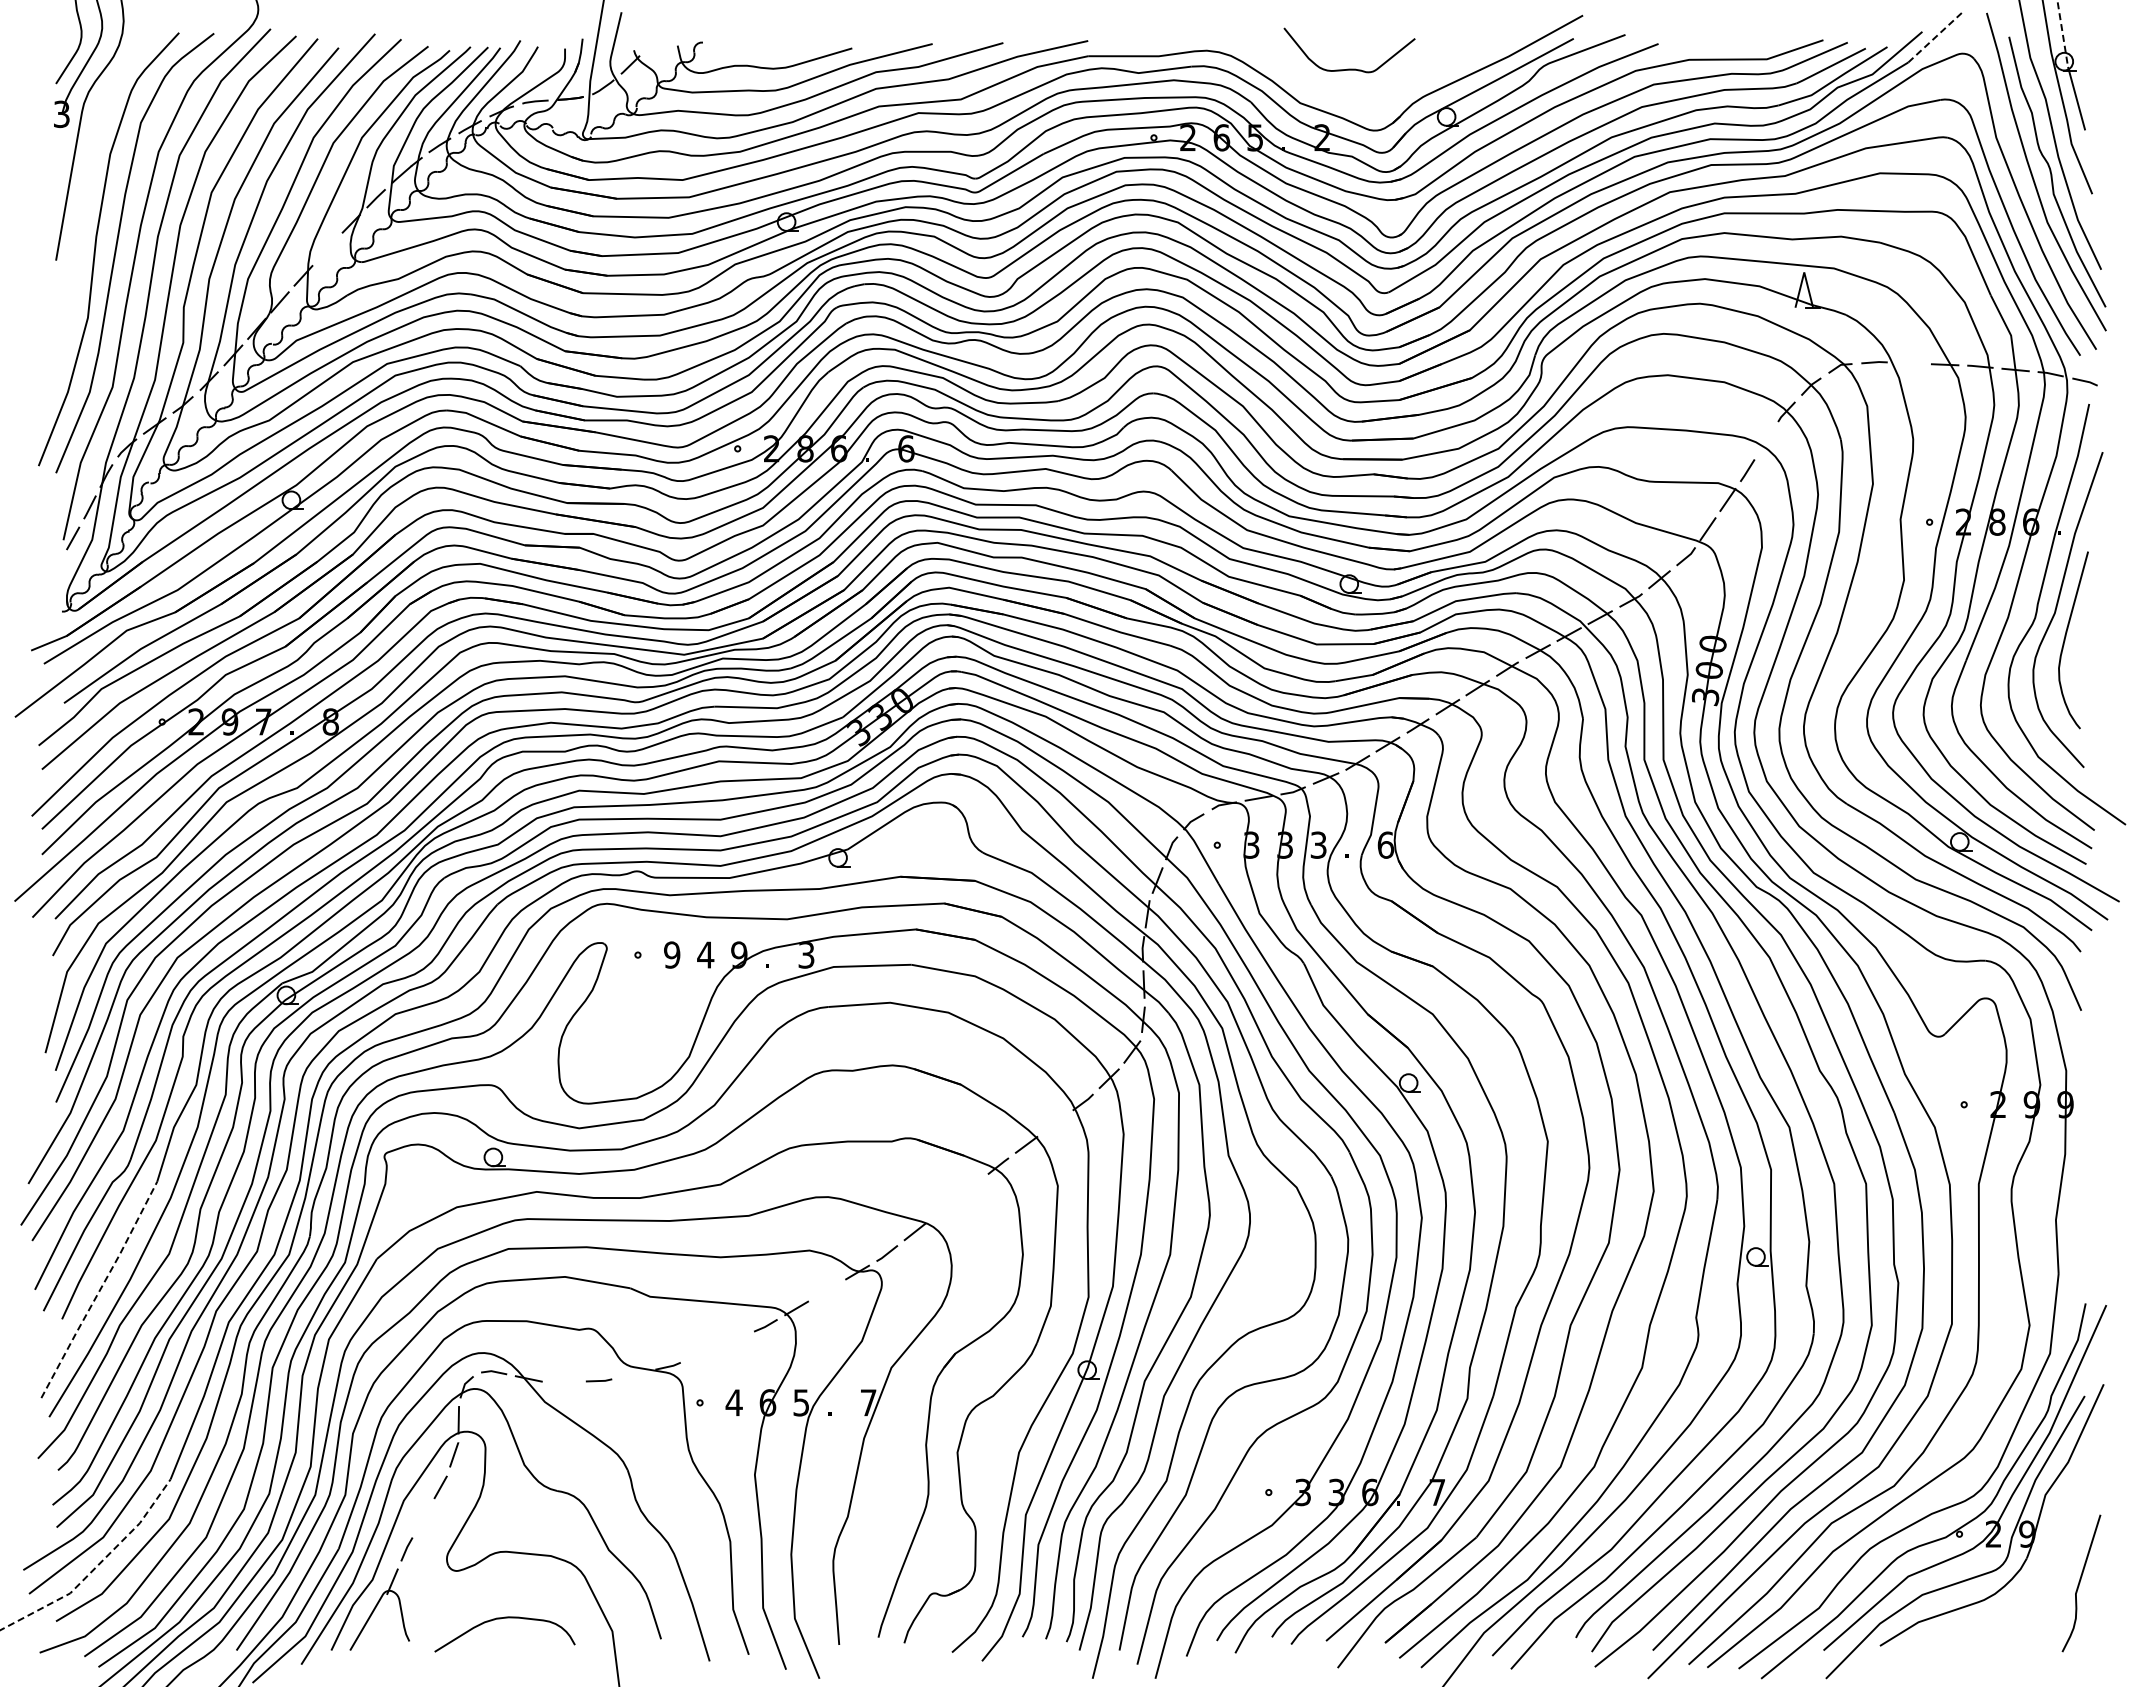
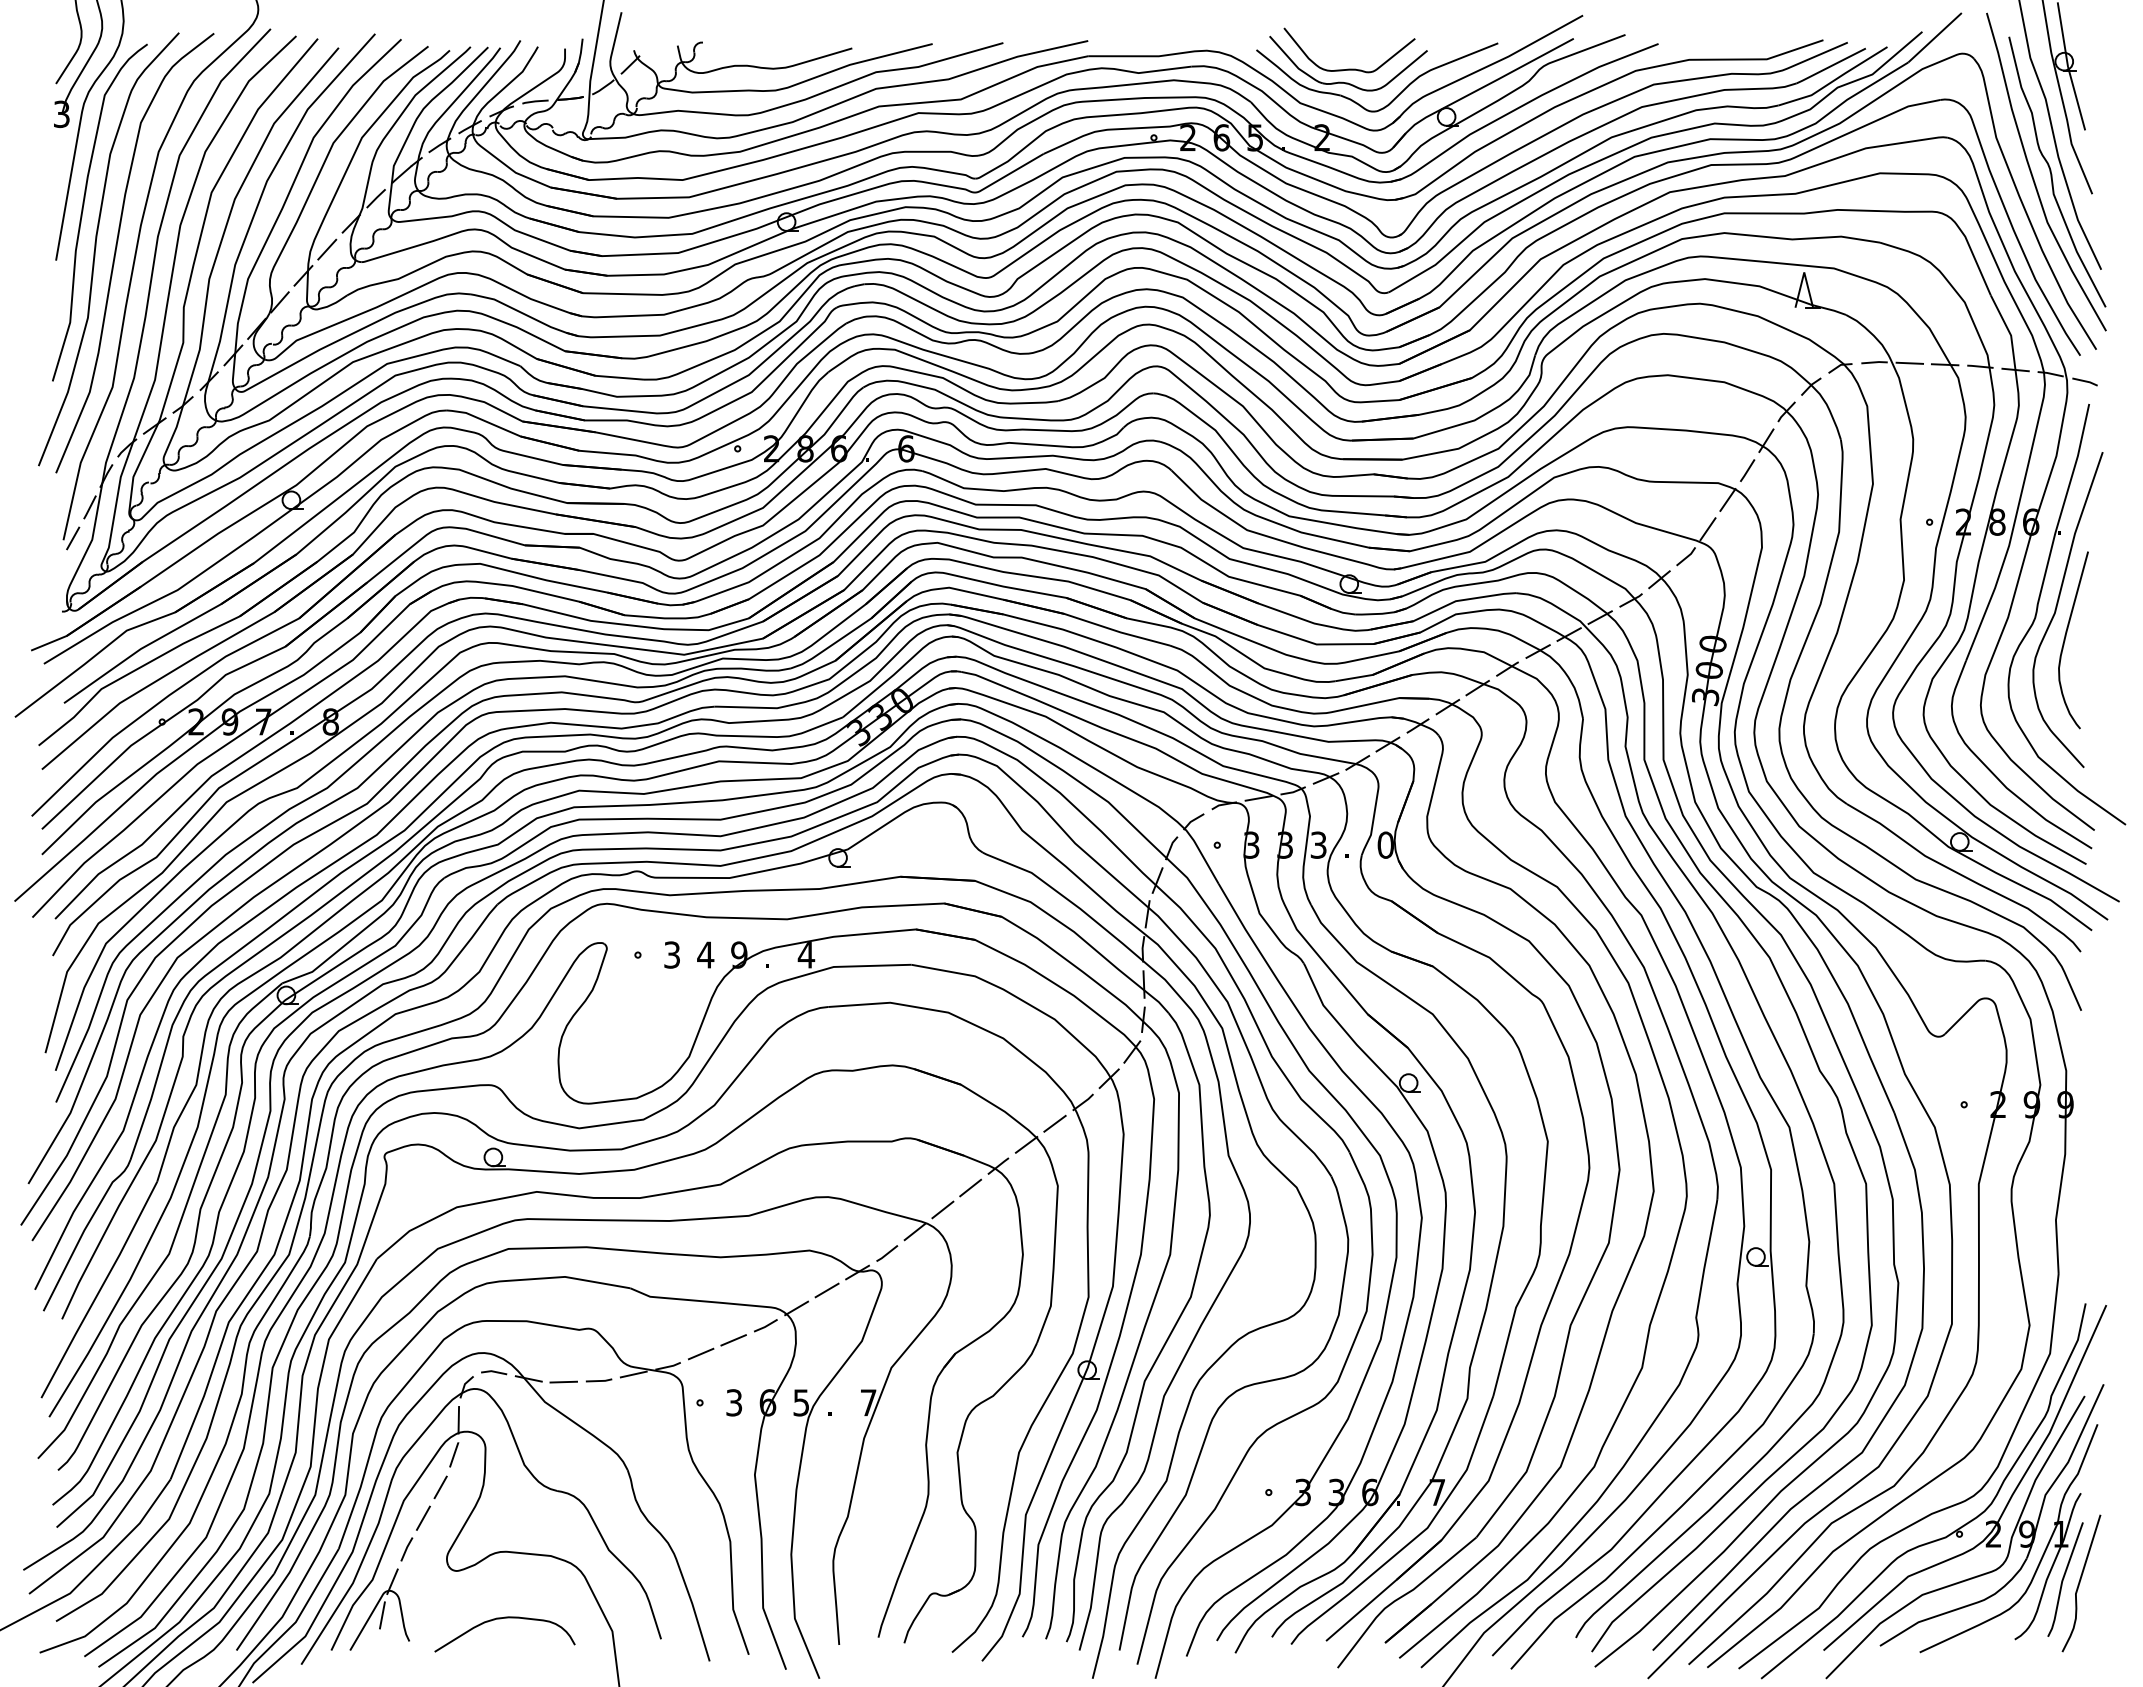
line: dashed -> solid (2062, 34)
line: dashed -> solid (1935, 37)
part: none -> present (1384, 84)
curve: none -> present (83, 211)
line: none -> present (327, 249)
line: none -> present (1909, 362)
line: none -> present (1766, 440)
text: 6 -> 0 (1385, 844)
text: 9 -> 3 (672, 954)
text: 3 -> 4 (806, 954)
line: none -> present (1054, 1123)
line: none -> present (970, 1187)
line: none -> present (942, 1209)
line: dashed -> solid (99, 1290)
line: none -> present (826, 1290)
line: none -> present (733, 1340)
line: none -> present (700, 1353)
line: none -> present (633, 1374)
line: none -> present (563, 1381)
text: 4 -> 3 (733, 1402)
line: none -> present (422, 1517)
part: none -> present (2042, 1554)
line: dashed -> solid (96, 1567)
line: none -> present (382, 1615)
